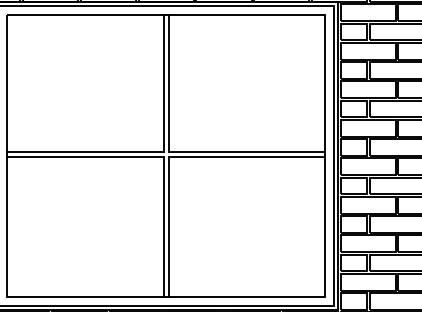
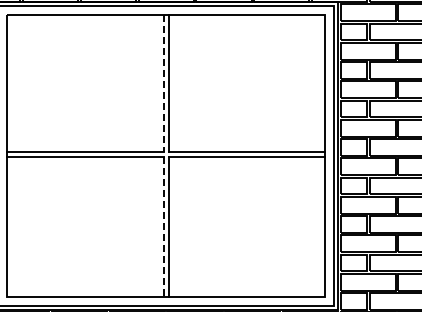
line: solid -> dashed (163, 83)
line: solid -> dashed (163, 227)
